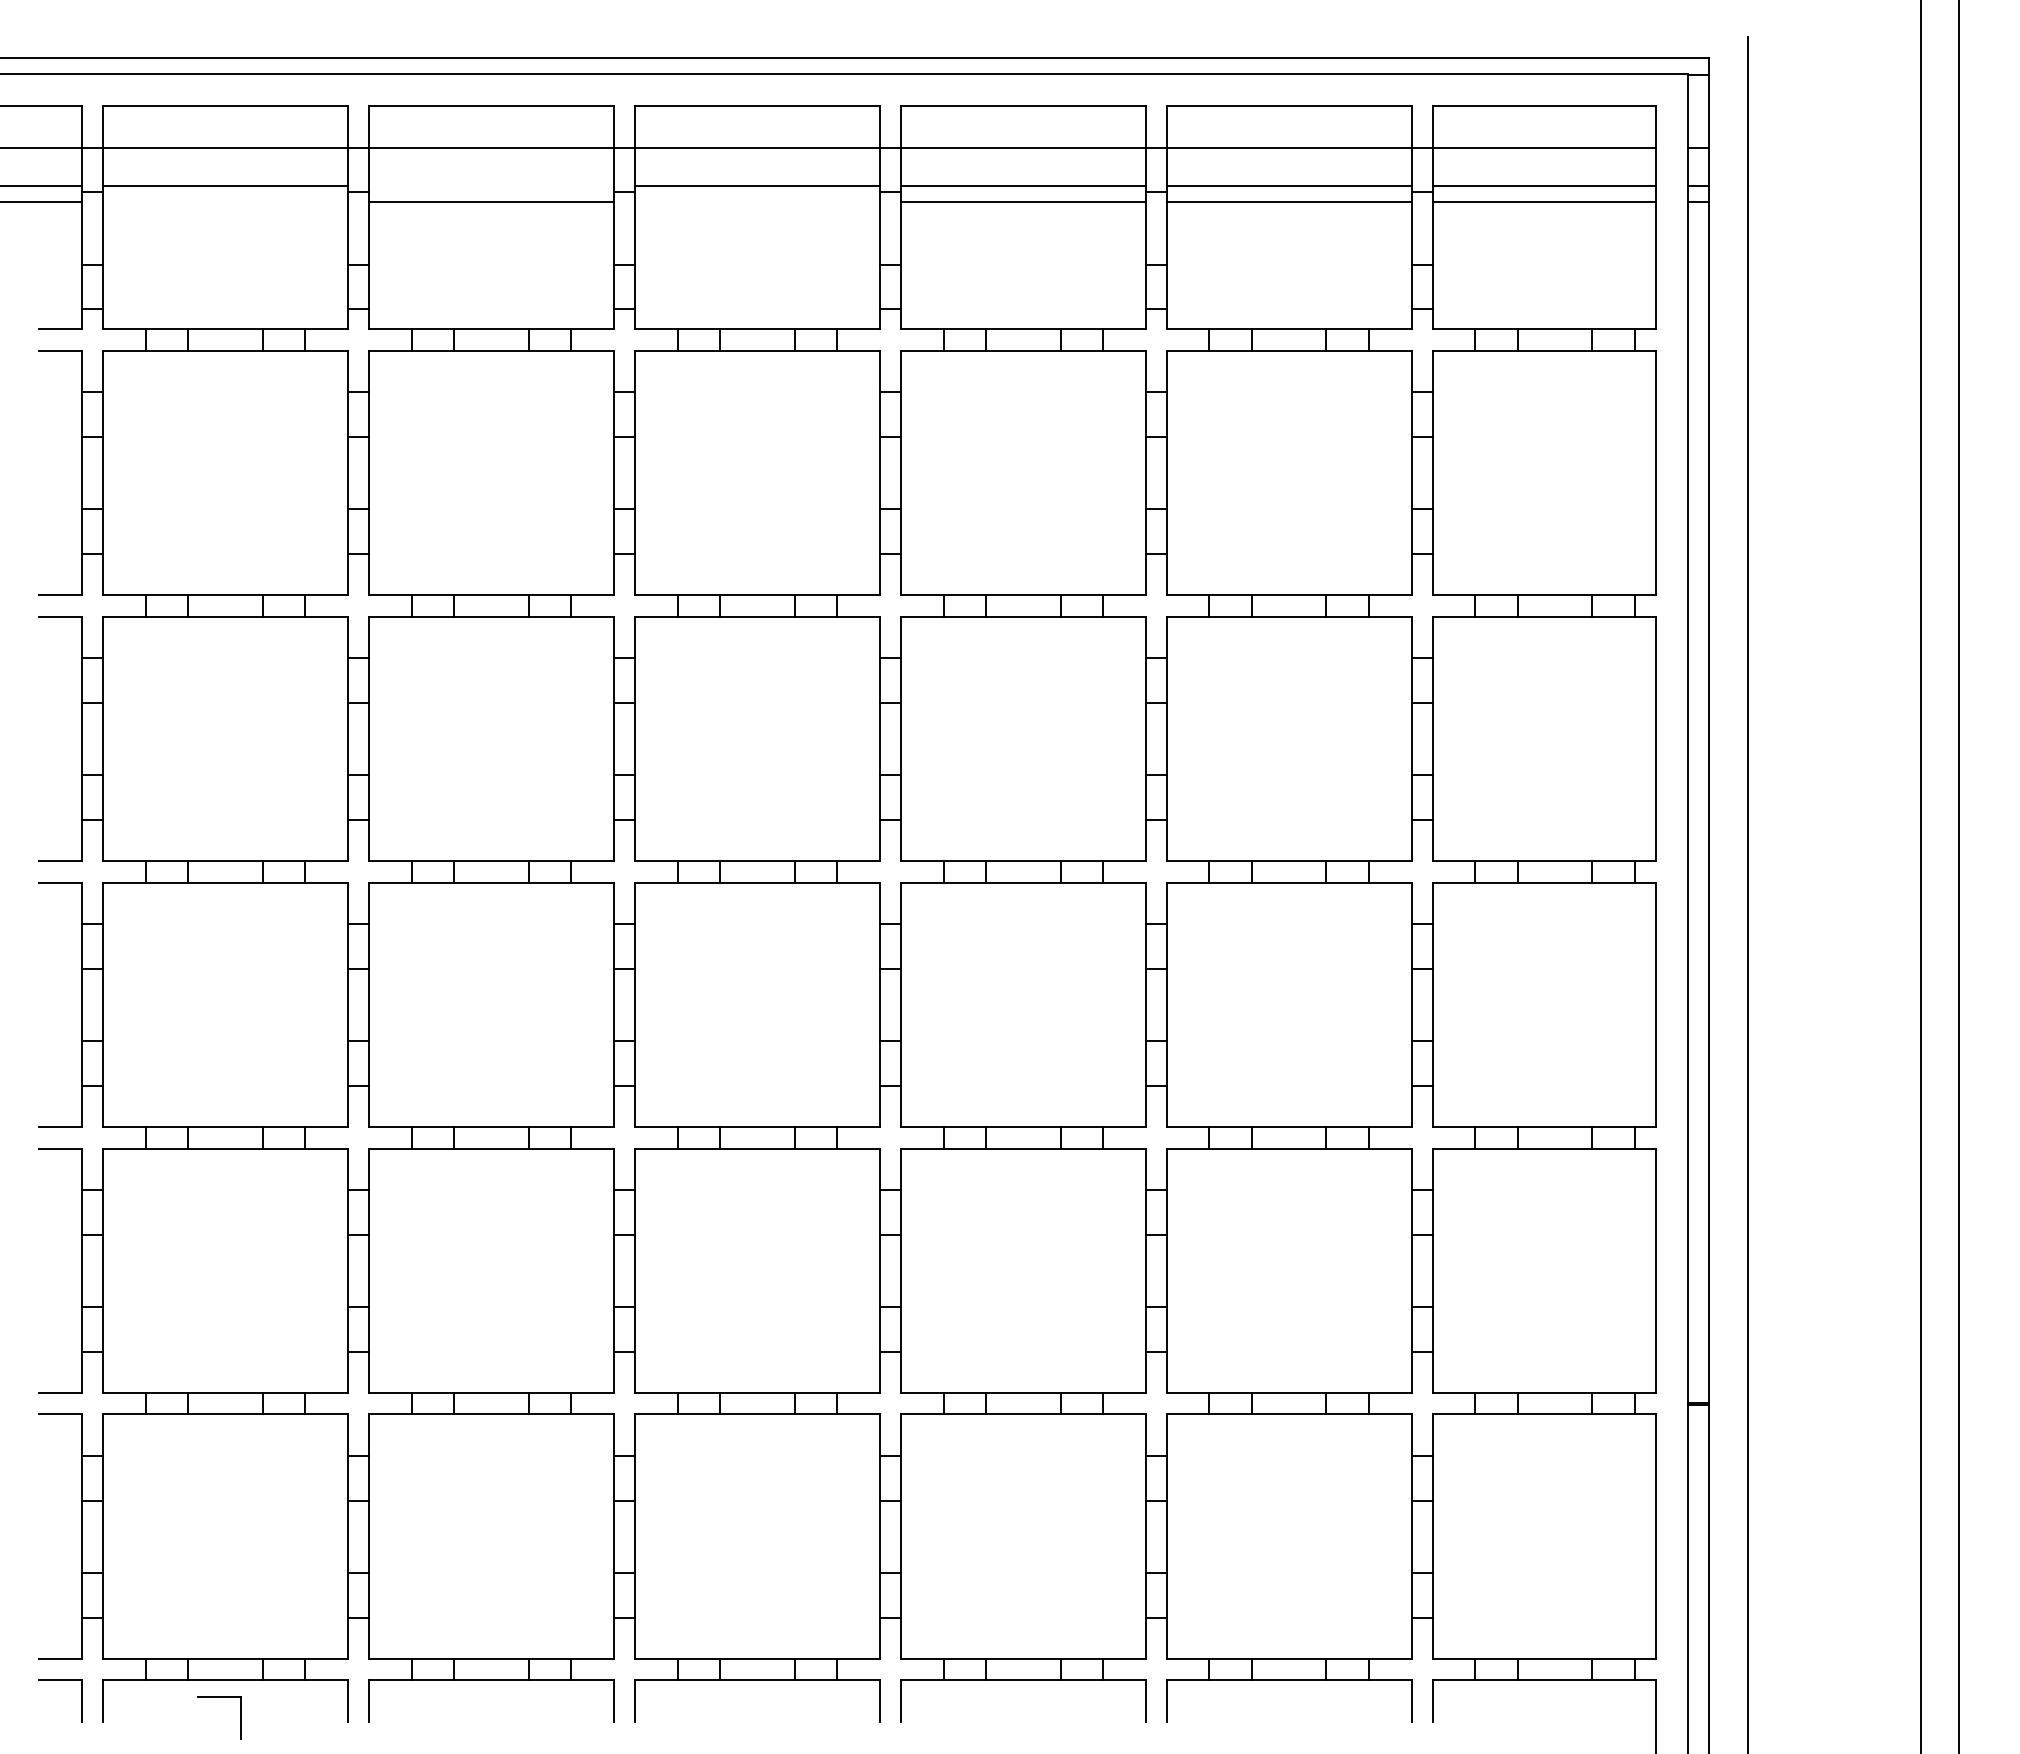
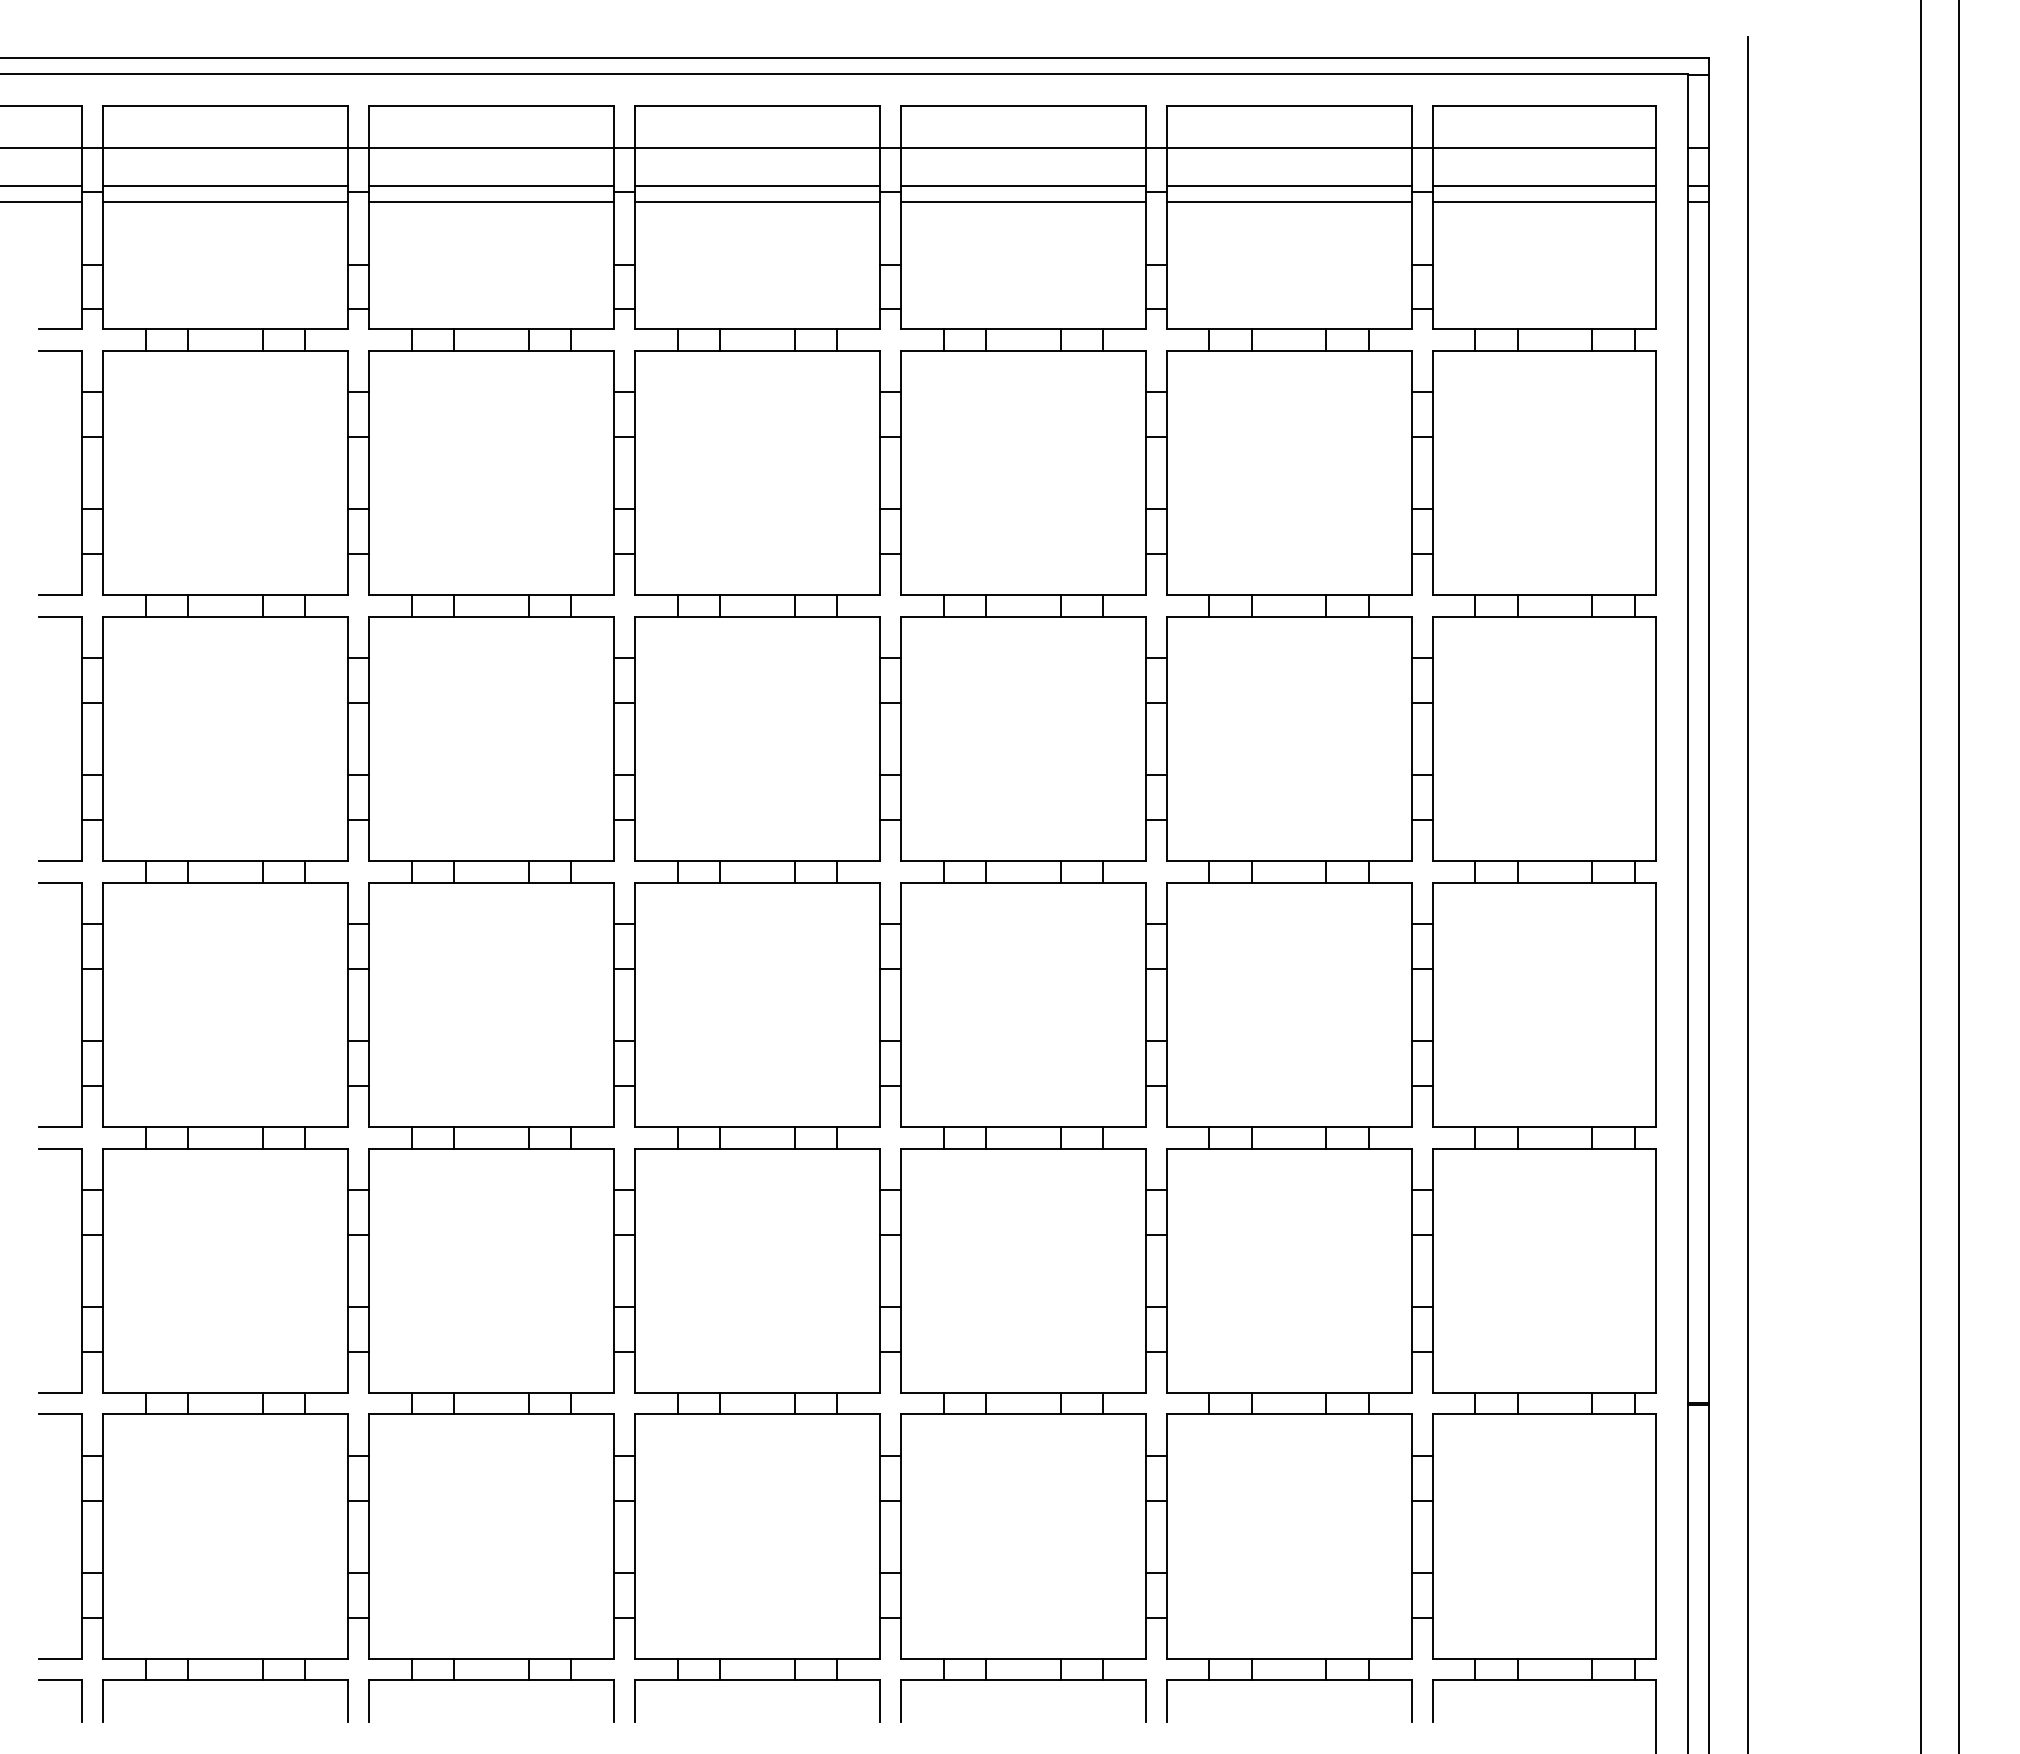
line: none -> present (491, 185)
line: none -> present (225, 202)
line: none -> present (757, 202)
part: present -> none (219, 1697)
